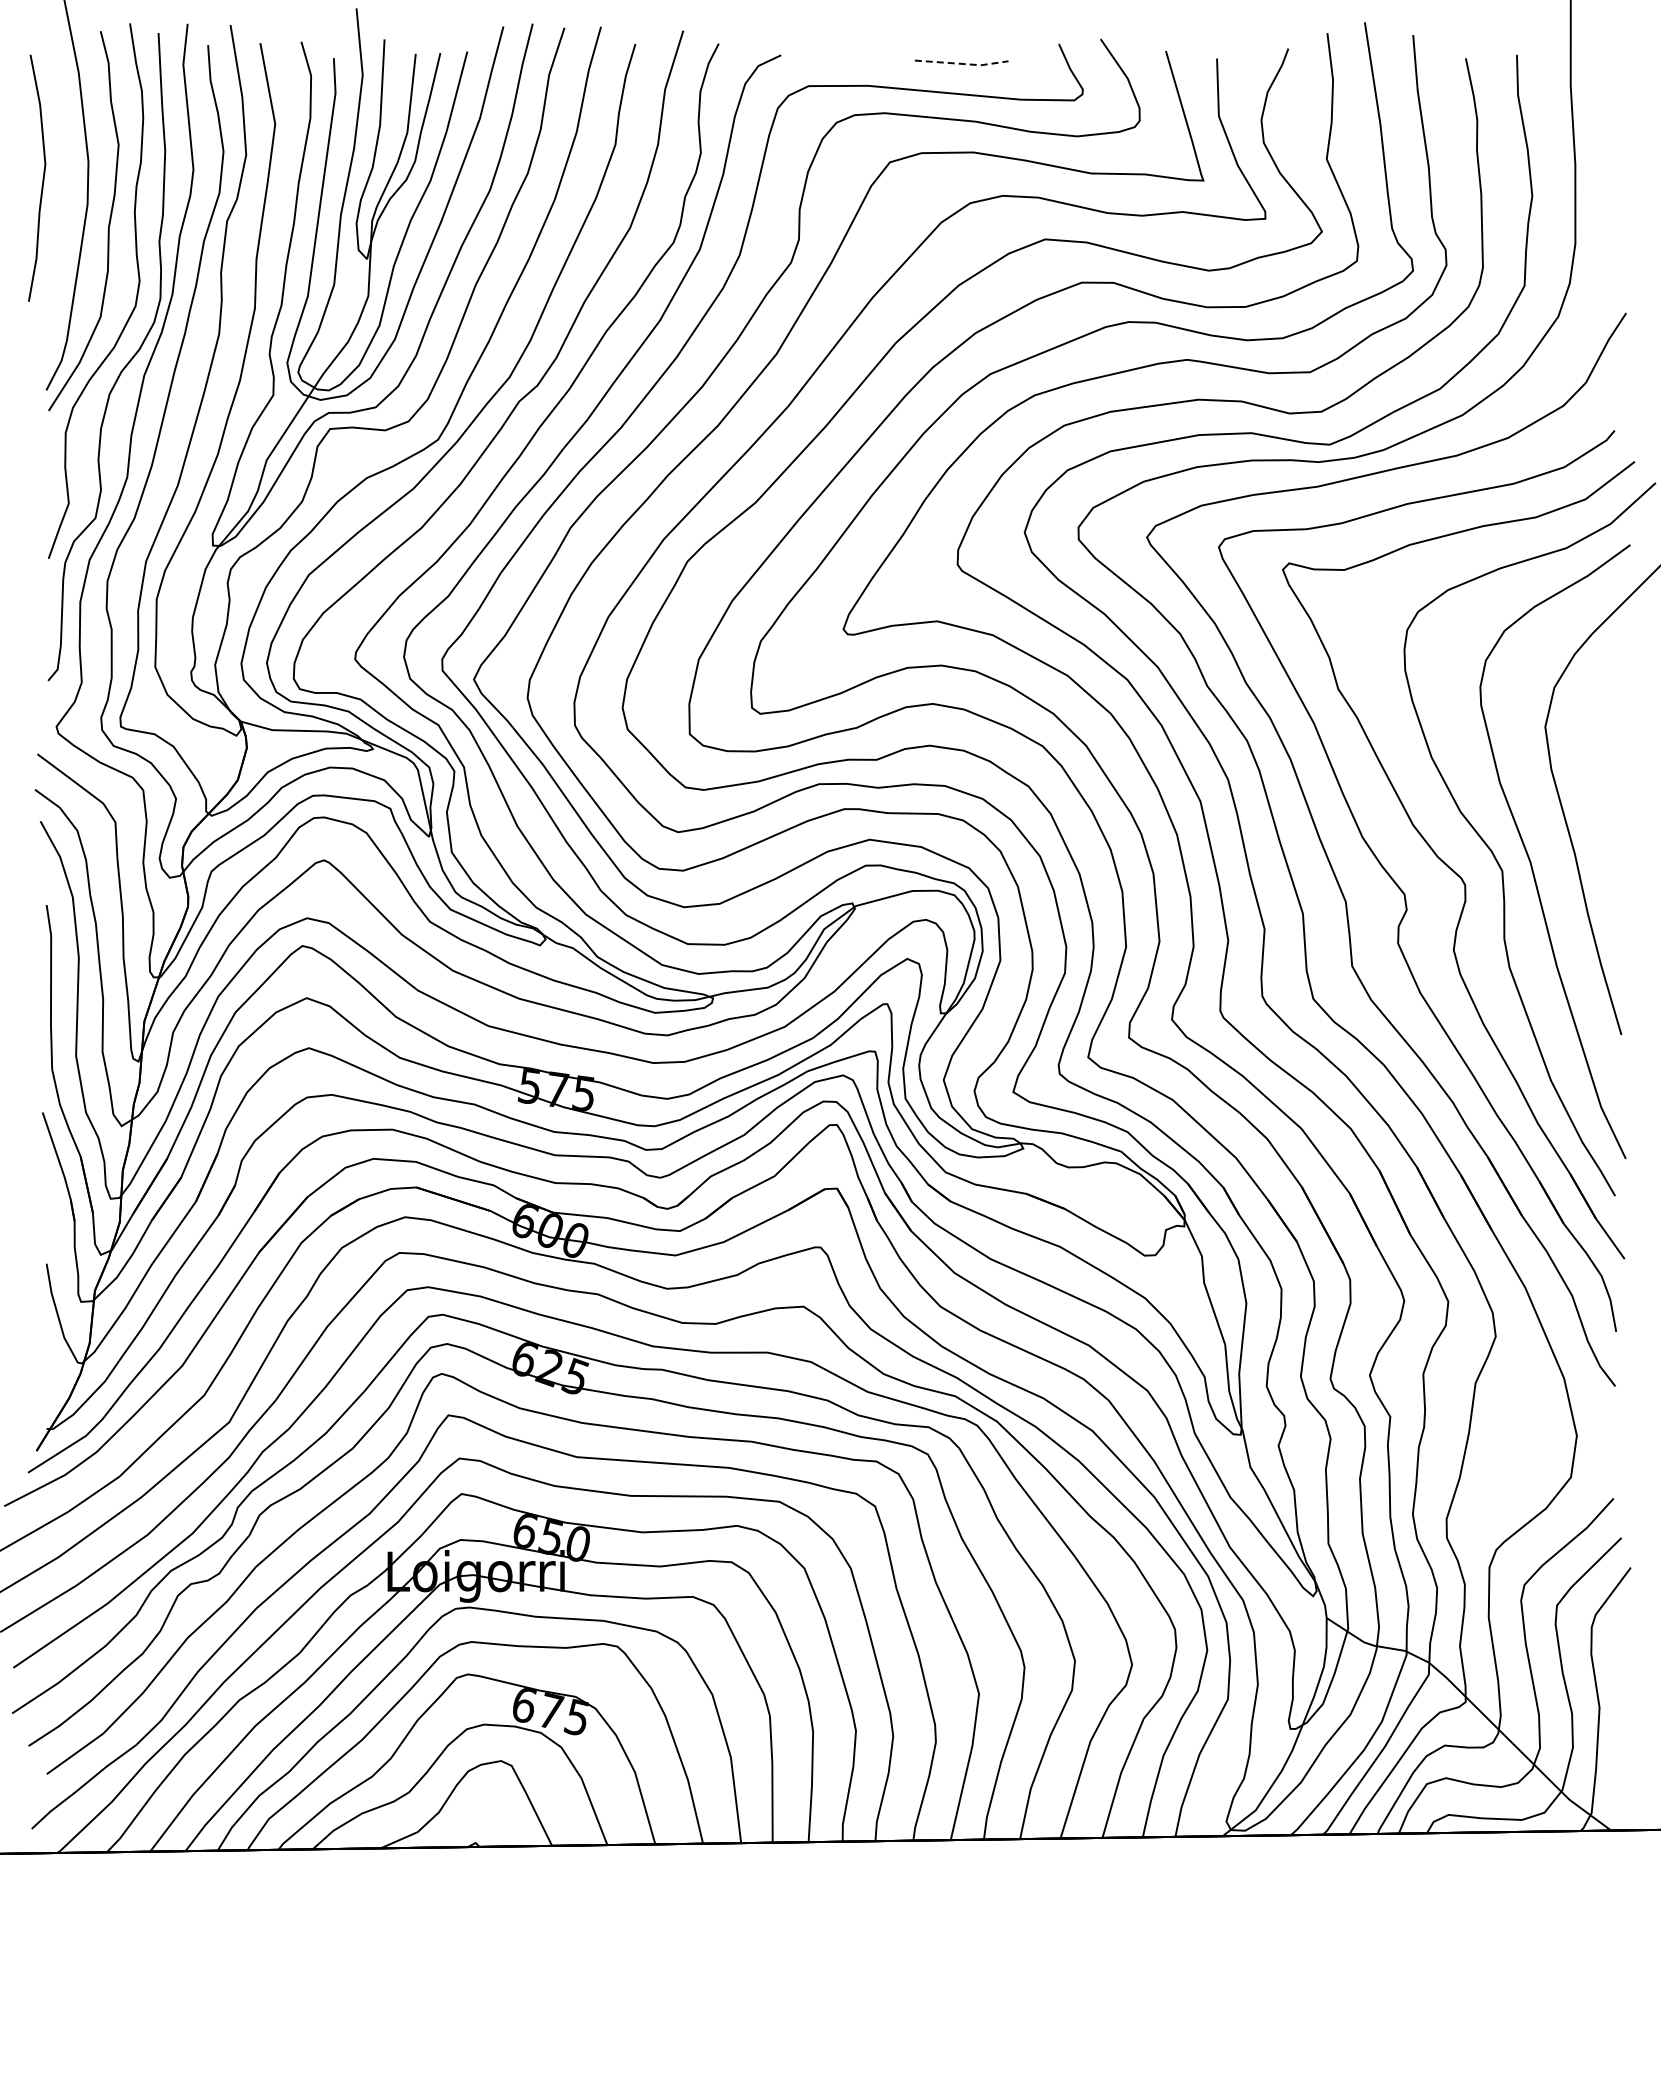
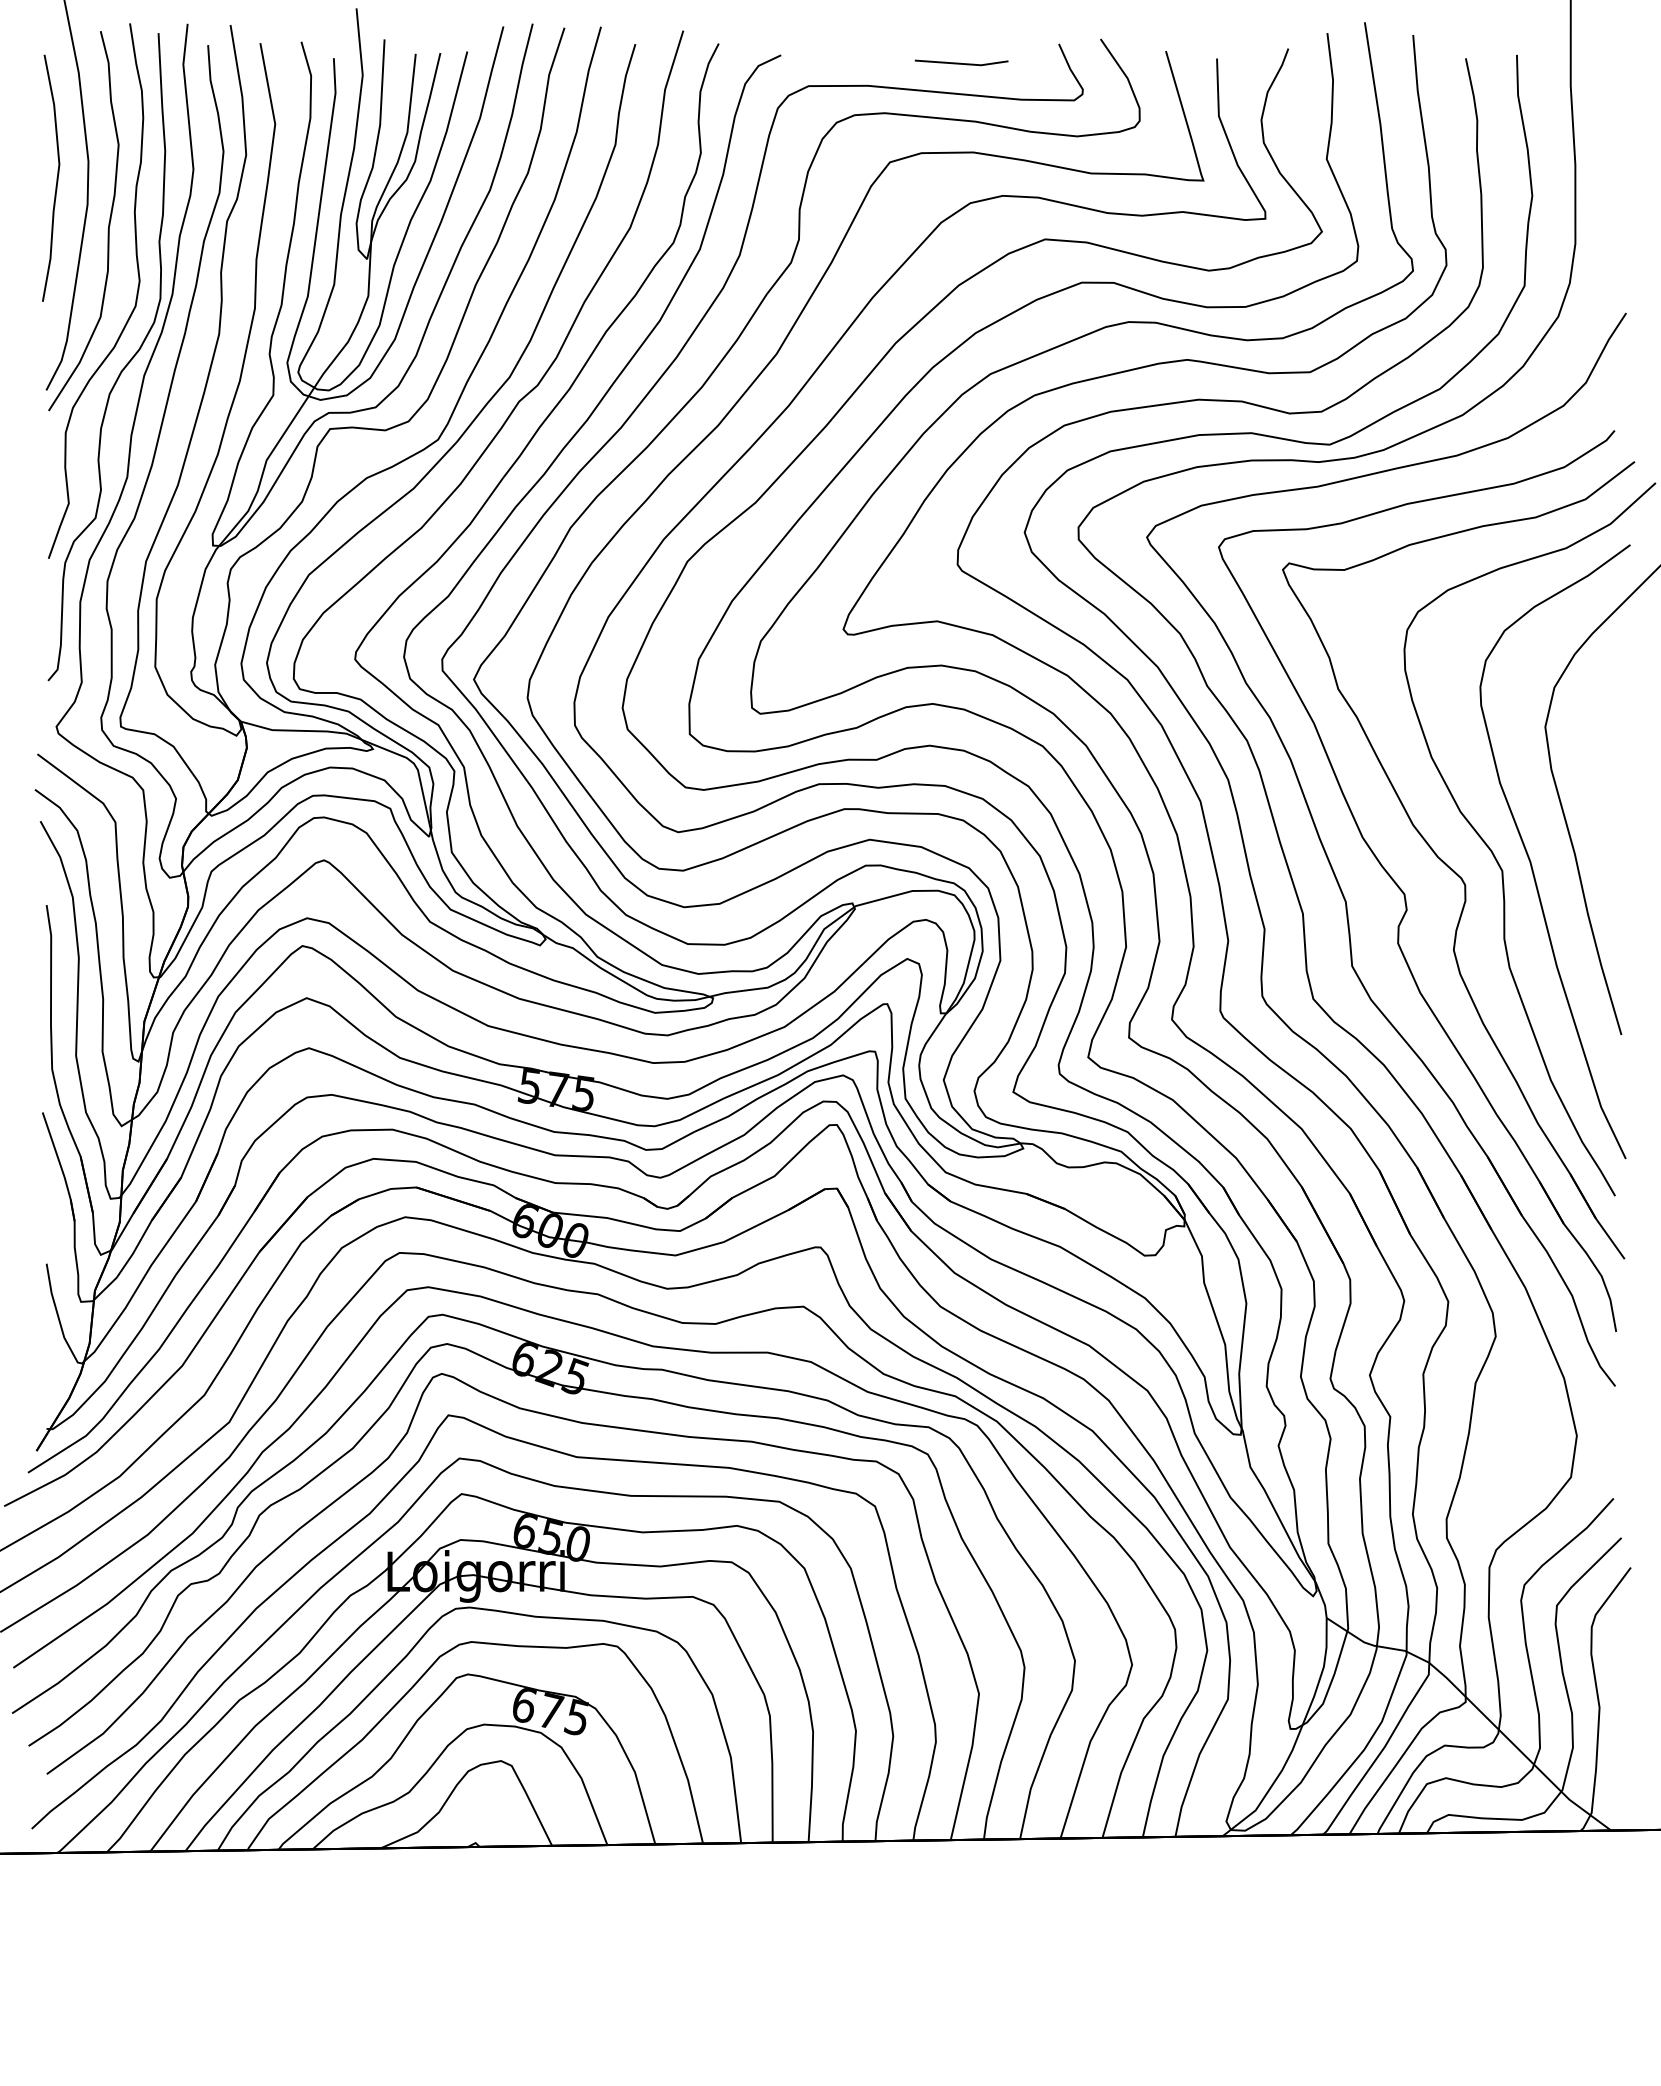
line: dashed -> solid (962, 63)
curve position: (42, 177) -> (56, 177) (56, 177)
